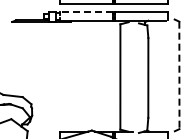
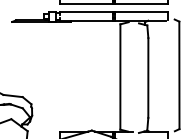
line: dashed -> solid (86, 11)
line: dashed -> solid (179, 75)
